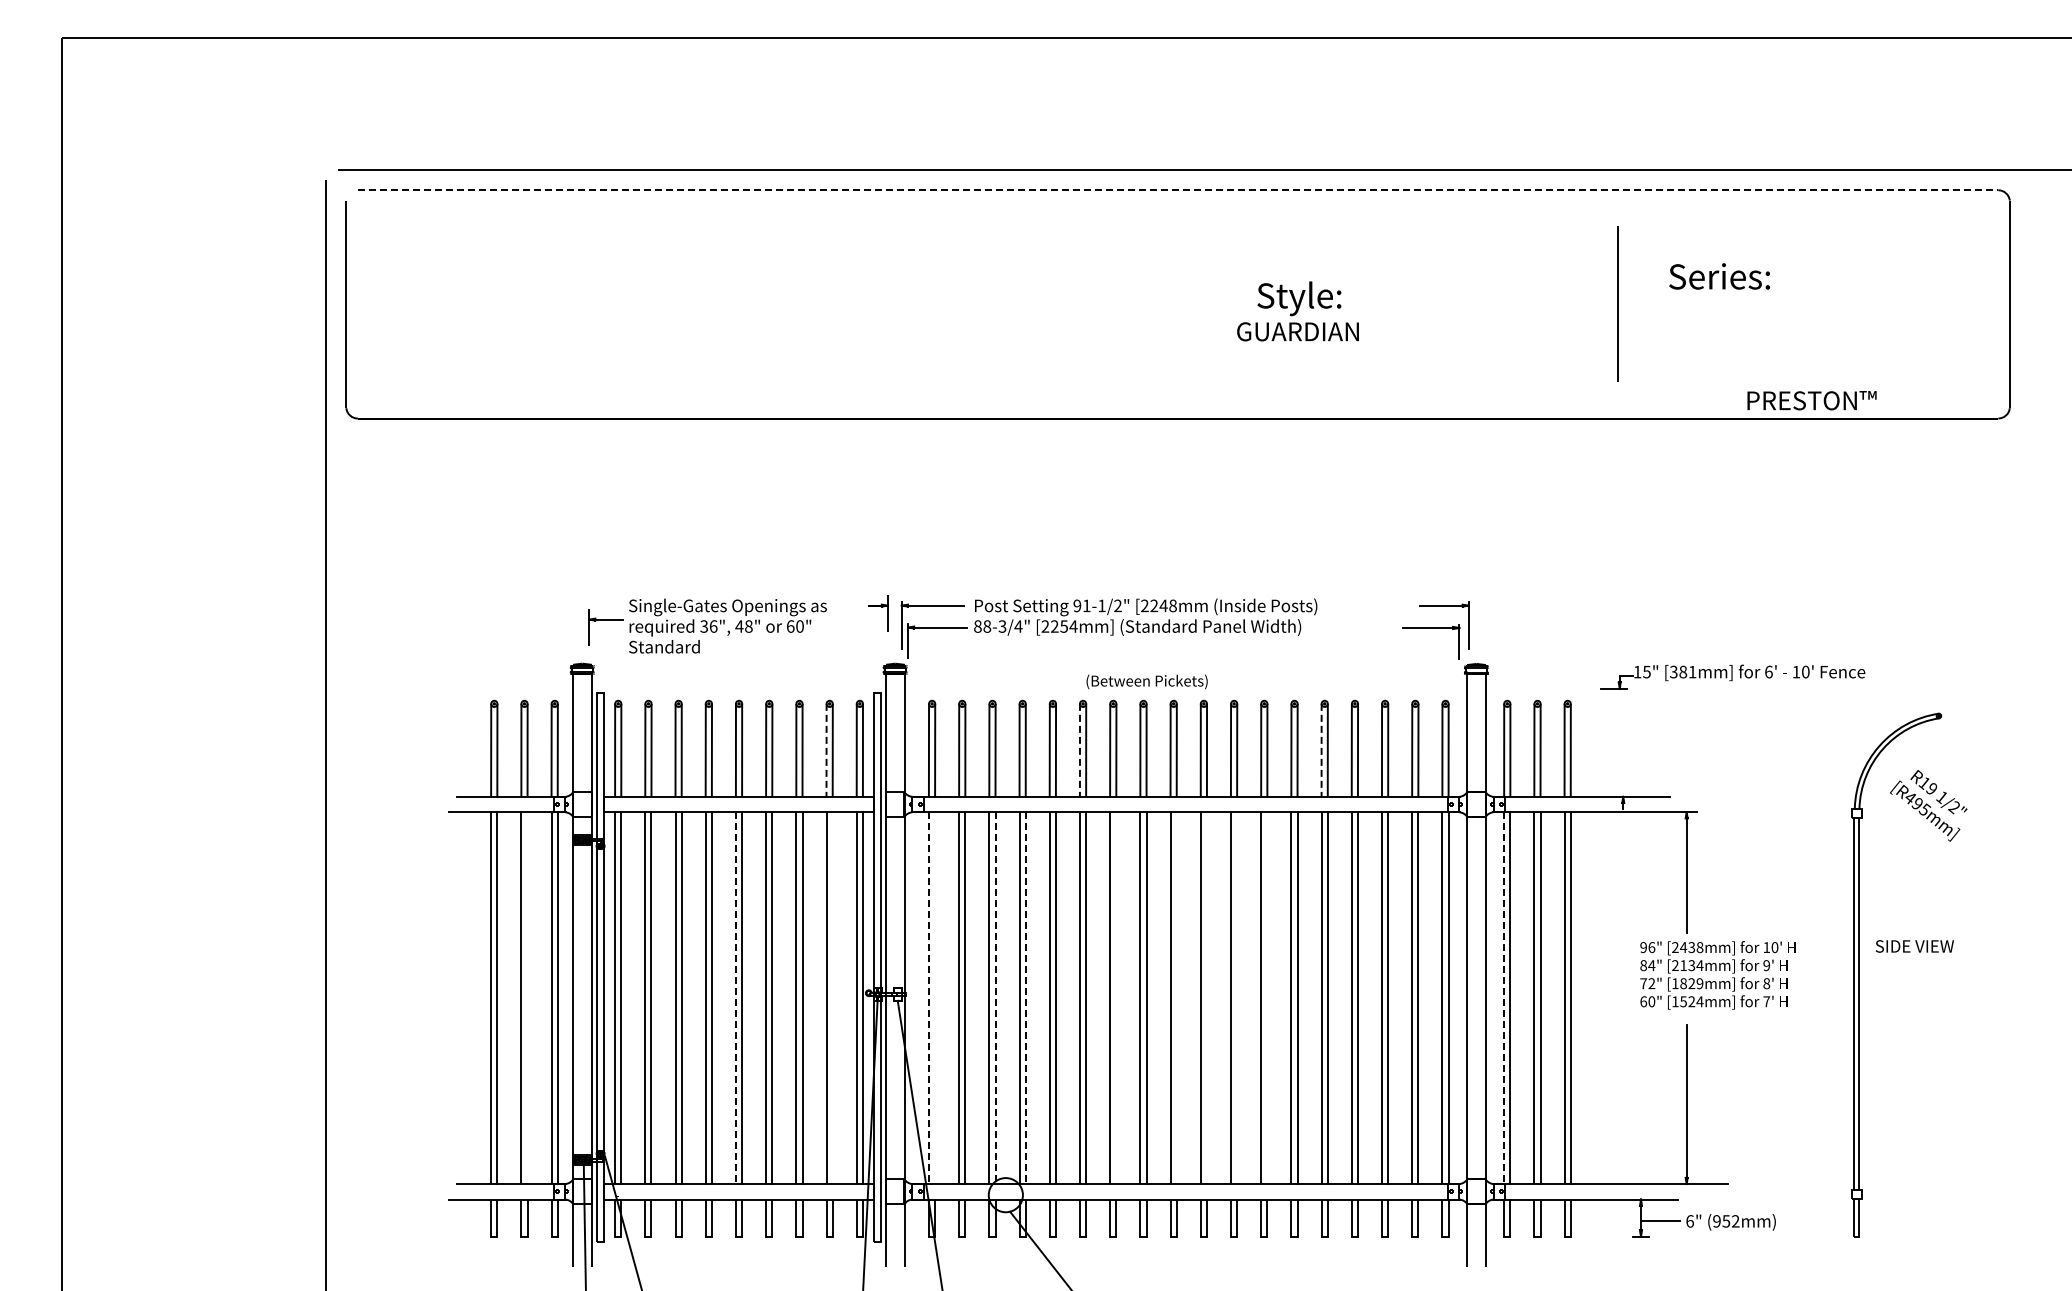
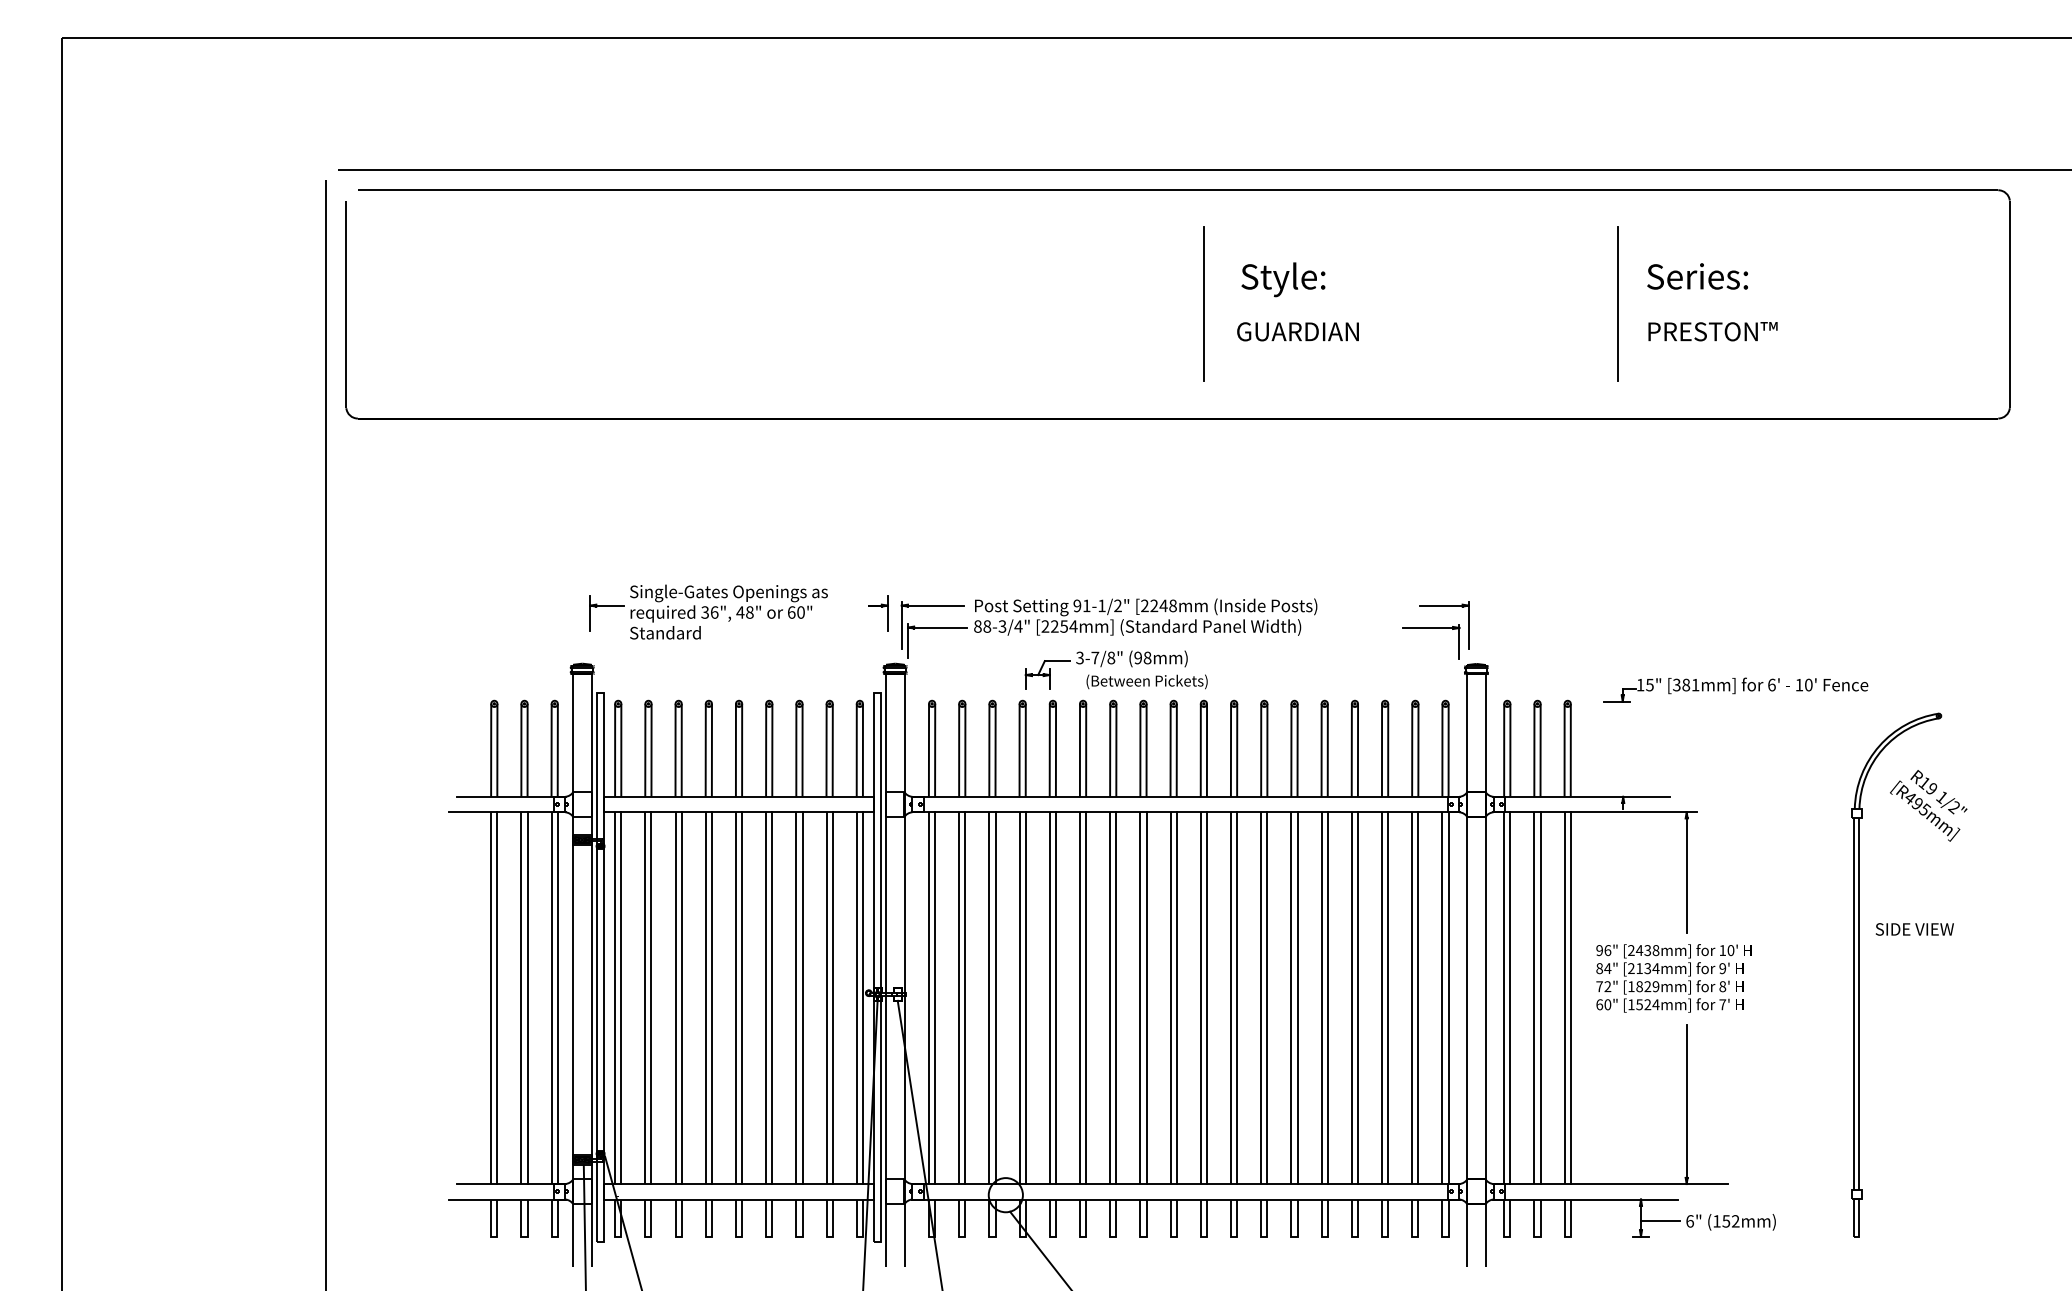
line: dashed -> solid (1178, 190)
text position: (1719, 276) -> (1697, 276) (1697, 276)
text position: (1299, 298) -> (1283, 279) (1283, 279)
line: none -> present (1203, 304)
text position: (1811, 400) -> (1712, 331) (1712, 331)
part position: (707, 625) -> (708, 611) (708, 611)
part: none -> present (1105, 669)
part position: (1732, 676) -> (1735, 689) (1735, 689)
line: dashed -> solid (826, 750)
line: dashed -> solid (1079, 750)
line: dashed -> solid (1321, 750)
text position: (1914, 946) -> (1914, 929) (1914, 929)
text position: (1717, 975) -> (1673, 978) (1673, 978)
line: none -> present (527, 998)
line: dashed -> solid (735, 998)
line: none -> present (832, 998)
line: dashed -> solid (928, 998)
line: none -> present (935, 998)
line: dashed -> solid (995, 998)
line: dashed -> solid (1025, 998)
line: none -> present (1116, 998)
line: none -> present (1176, 998)
line: none -> present (1206, 998)
line: none -> present (1237, 998)
line: none -> present (1267, 998)
line: dashed -> solid (1504, 998)
text: (952mm) -> (152mm) (1716, 1221)
